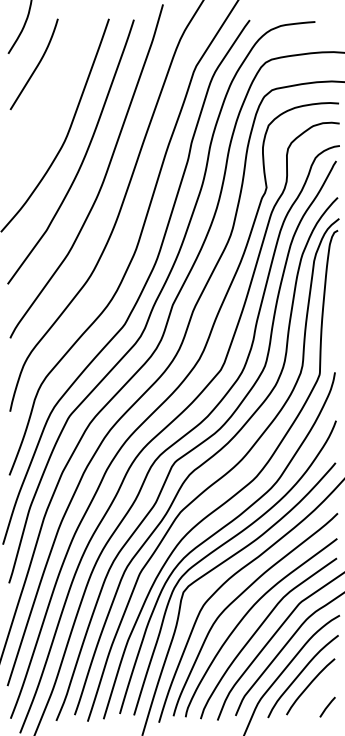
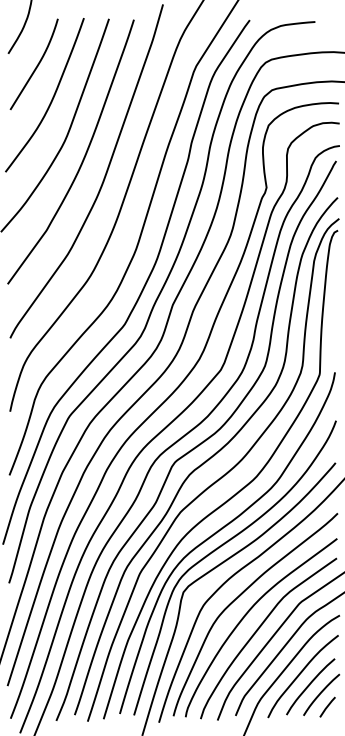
curve: none -> present (52, 96)
curve: none -> present (321, 693)
